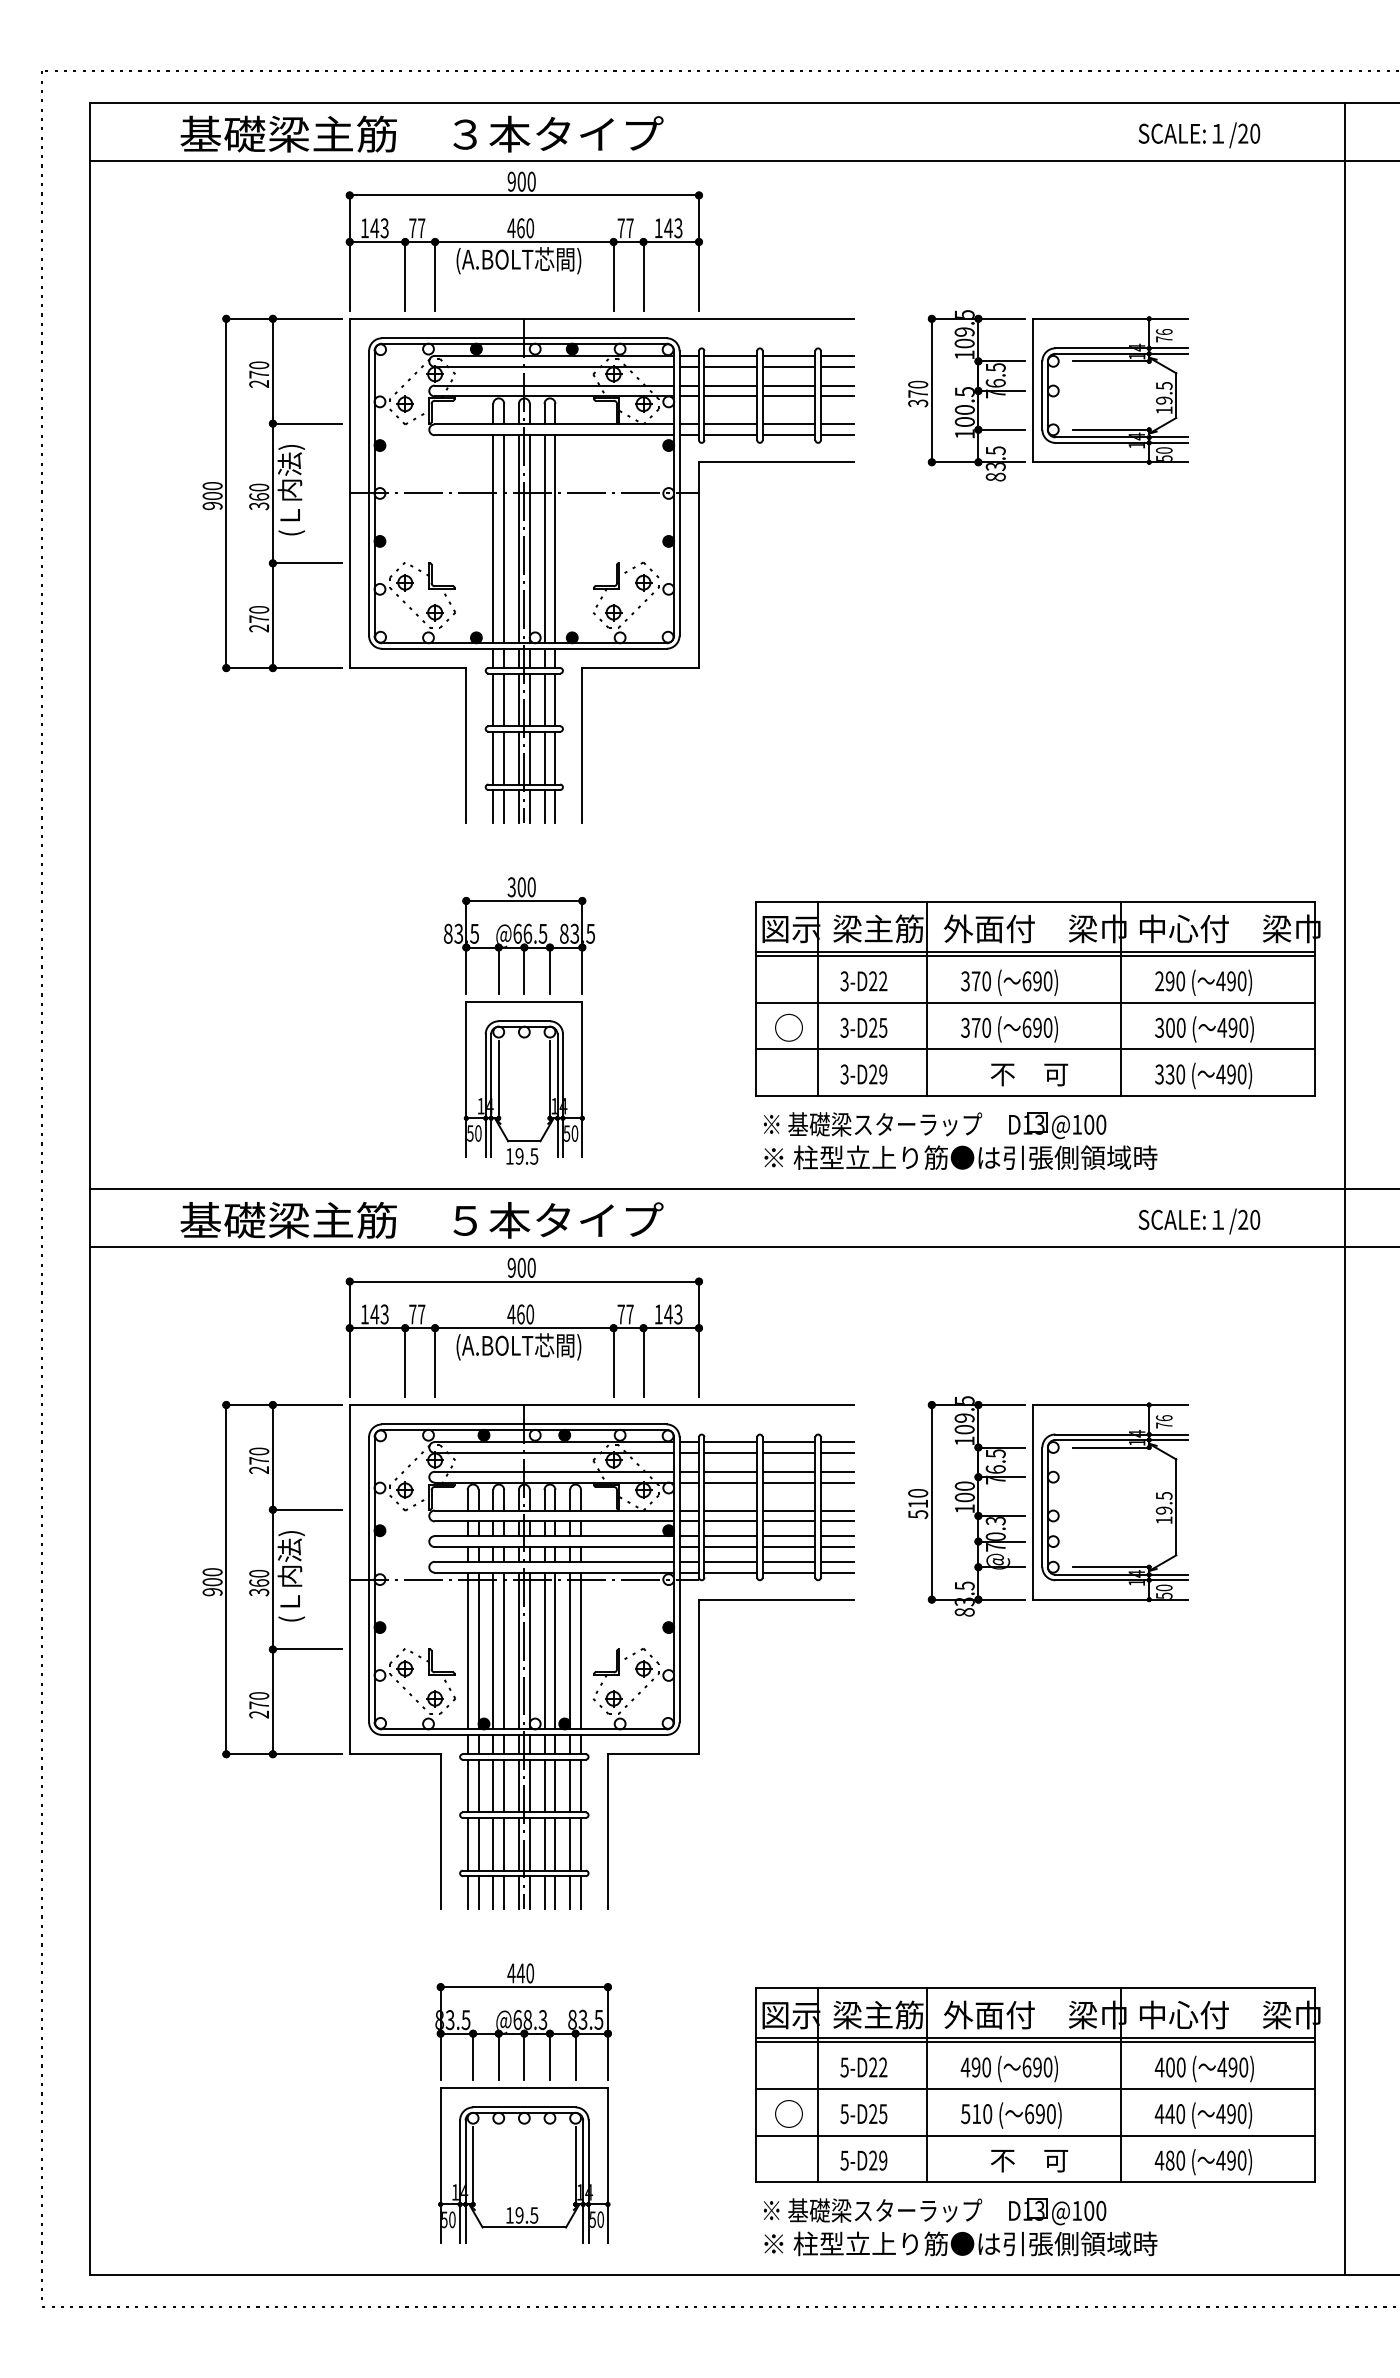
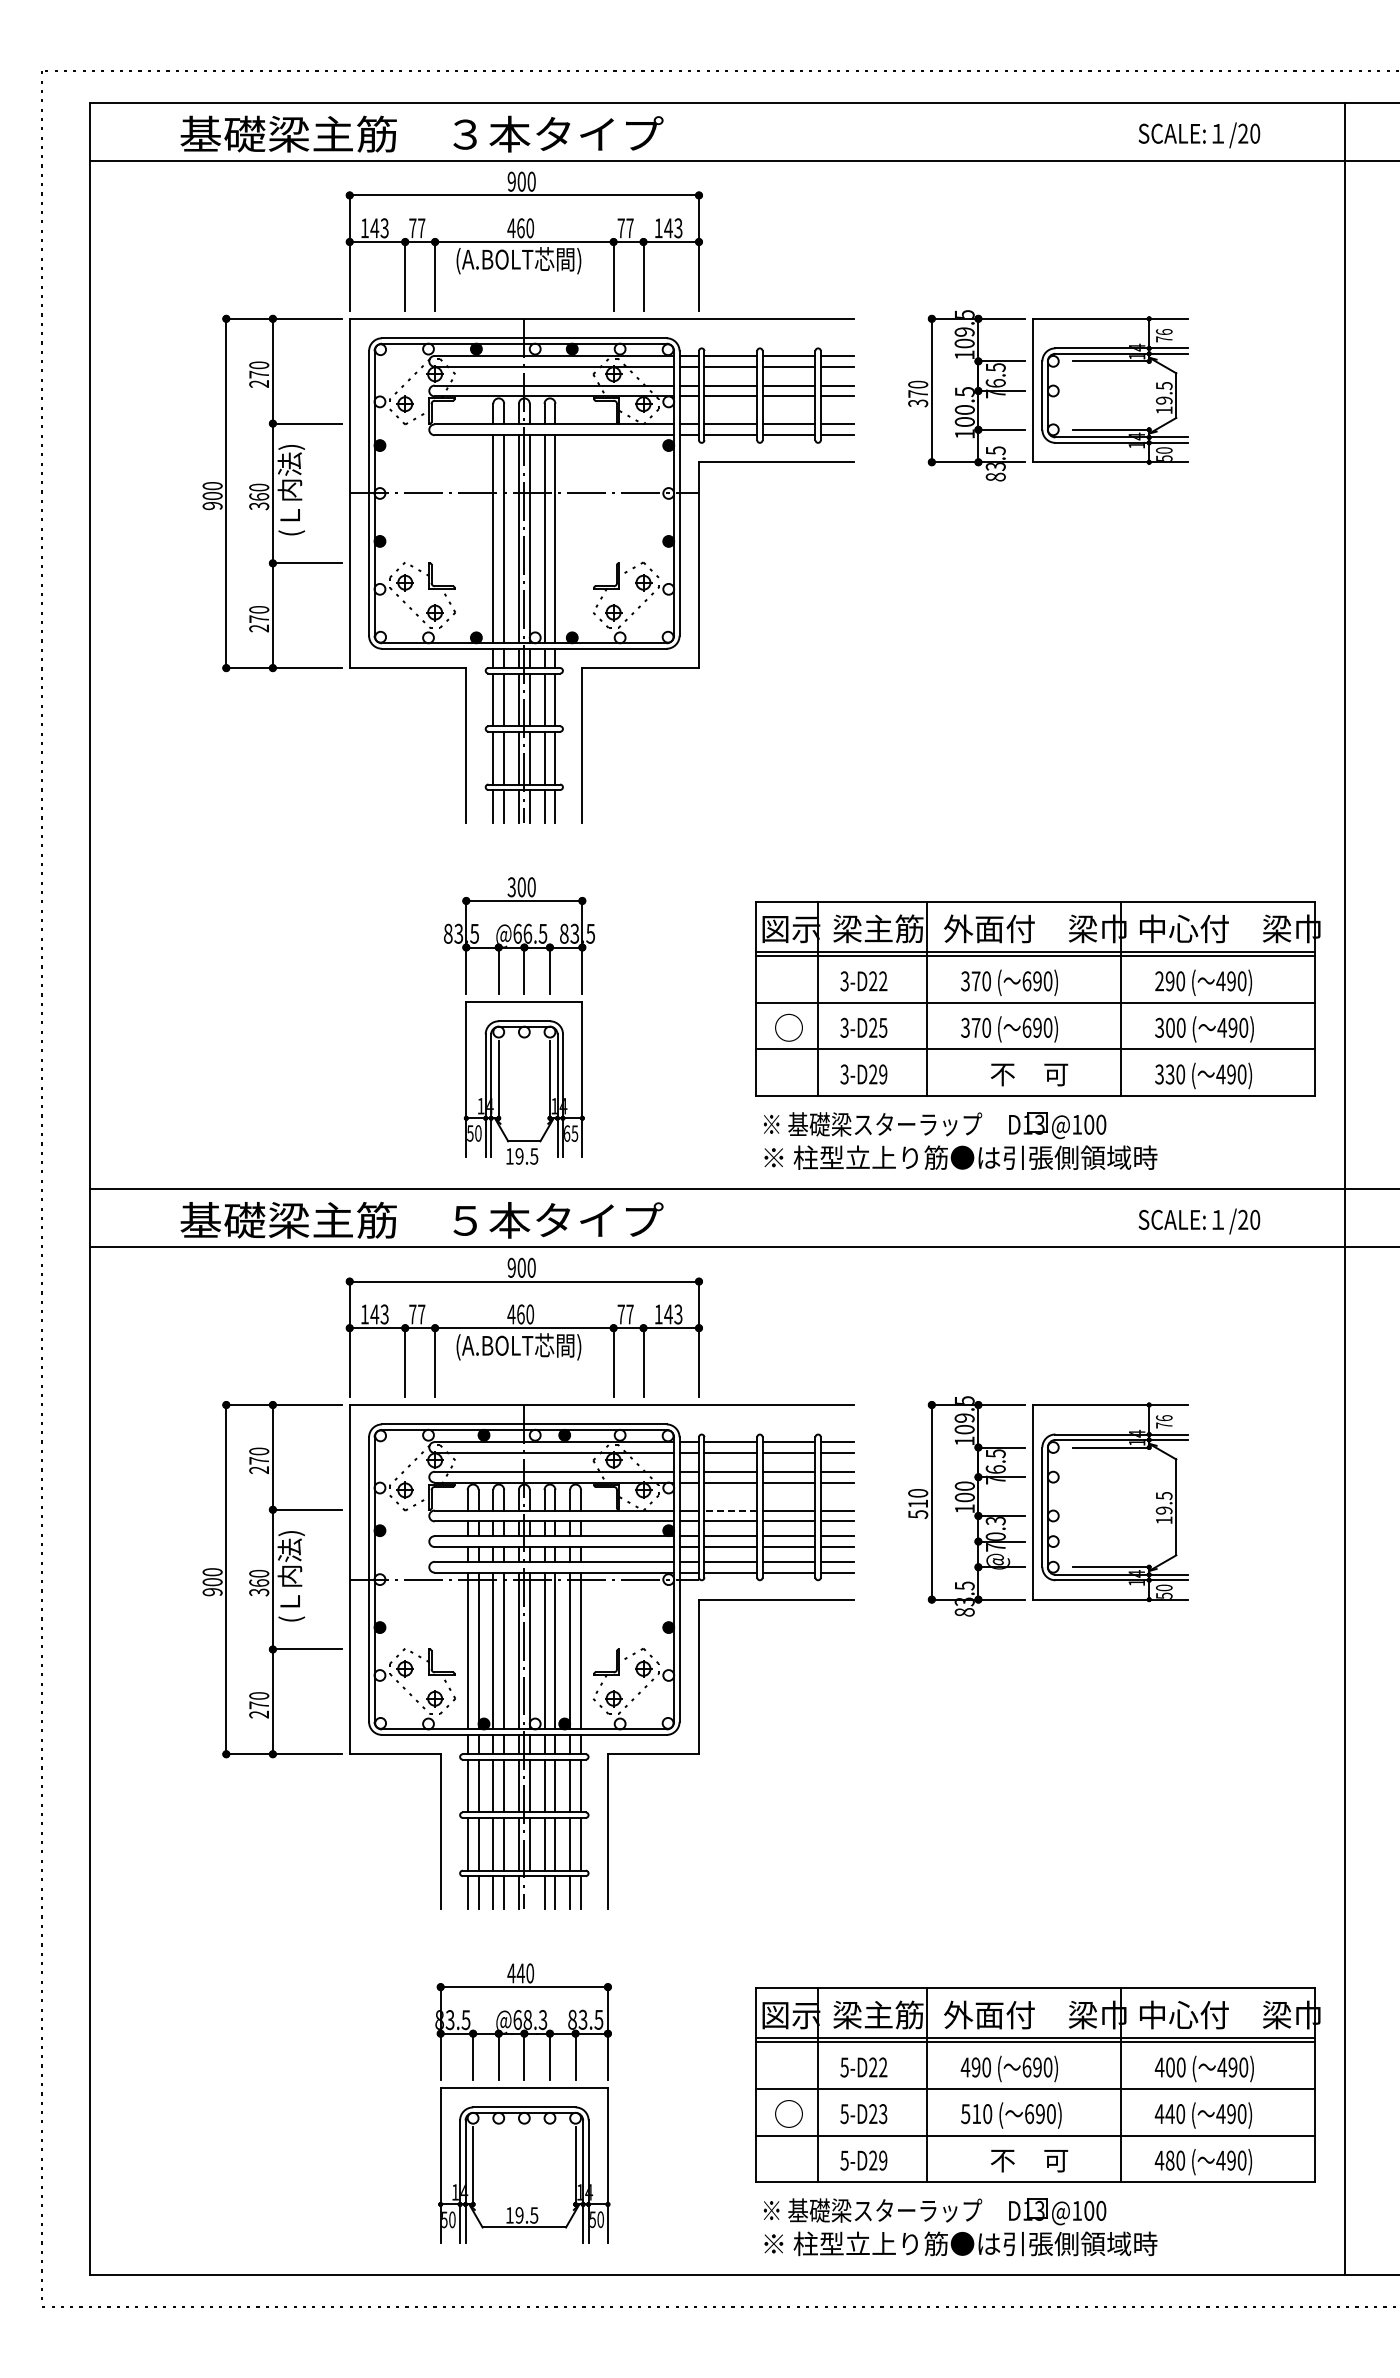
text: 50 -> 65 (571, 1133)
line: solid -> dashed (730, 1510)
line: present -> none (529, 1892)
text: 5-D25 -> 5-D23 (883, 2113)
